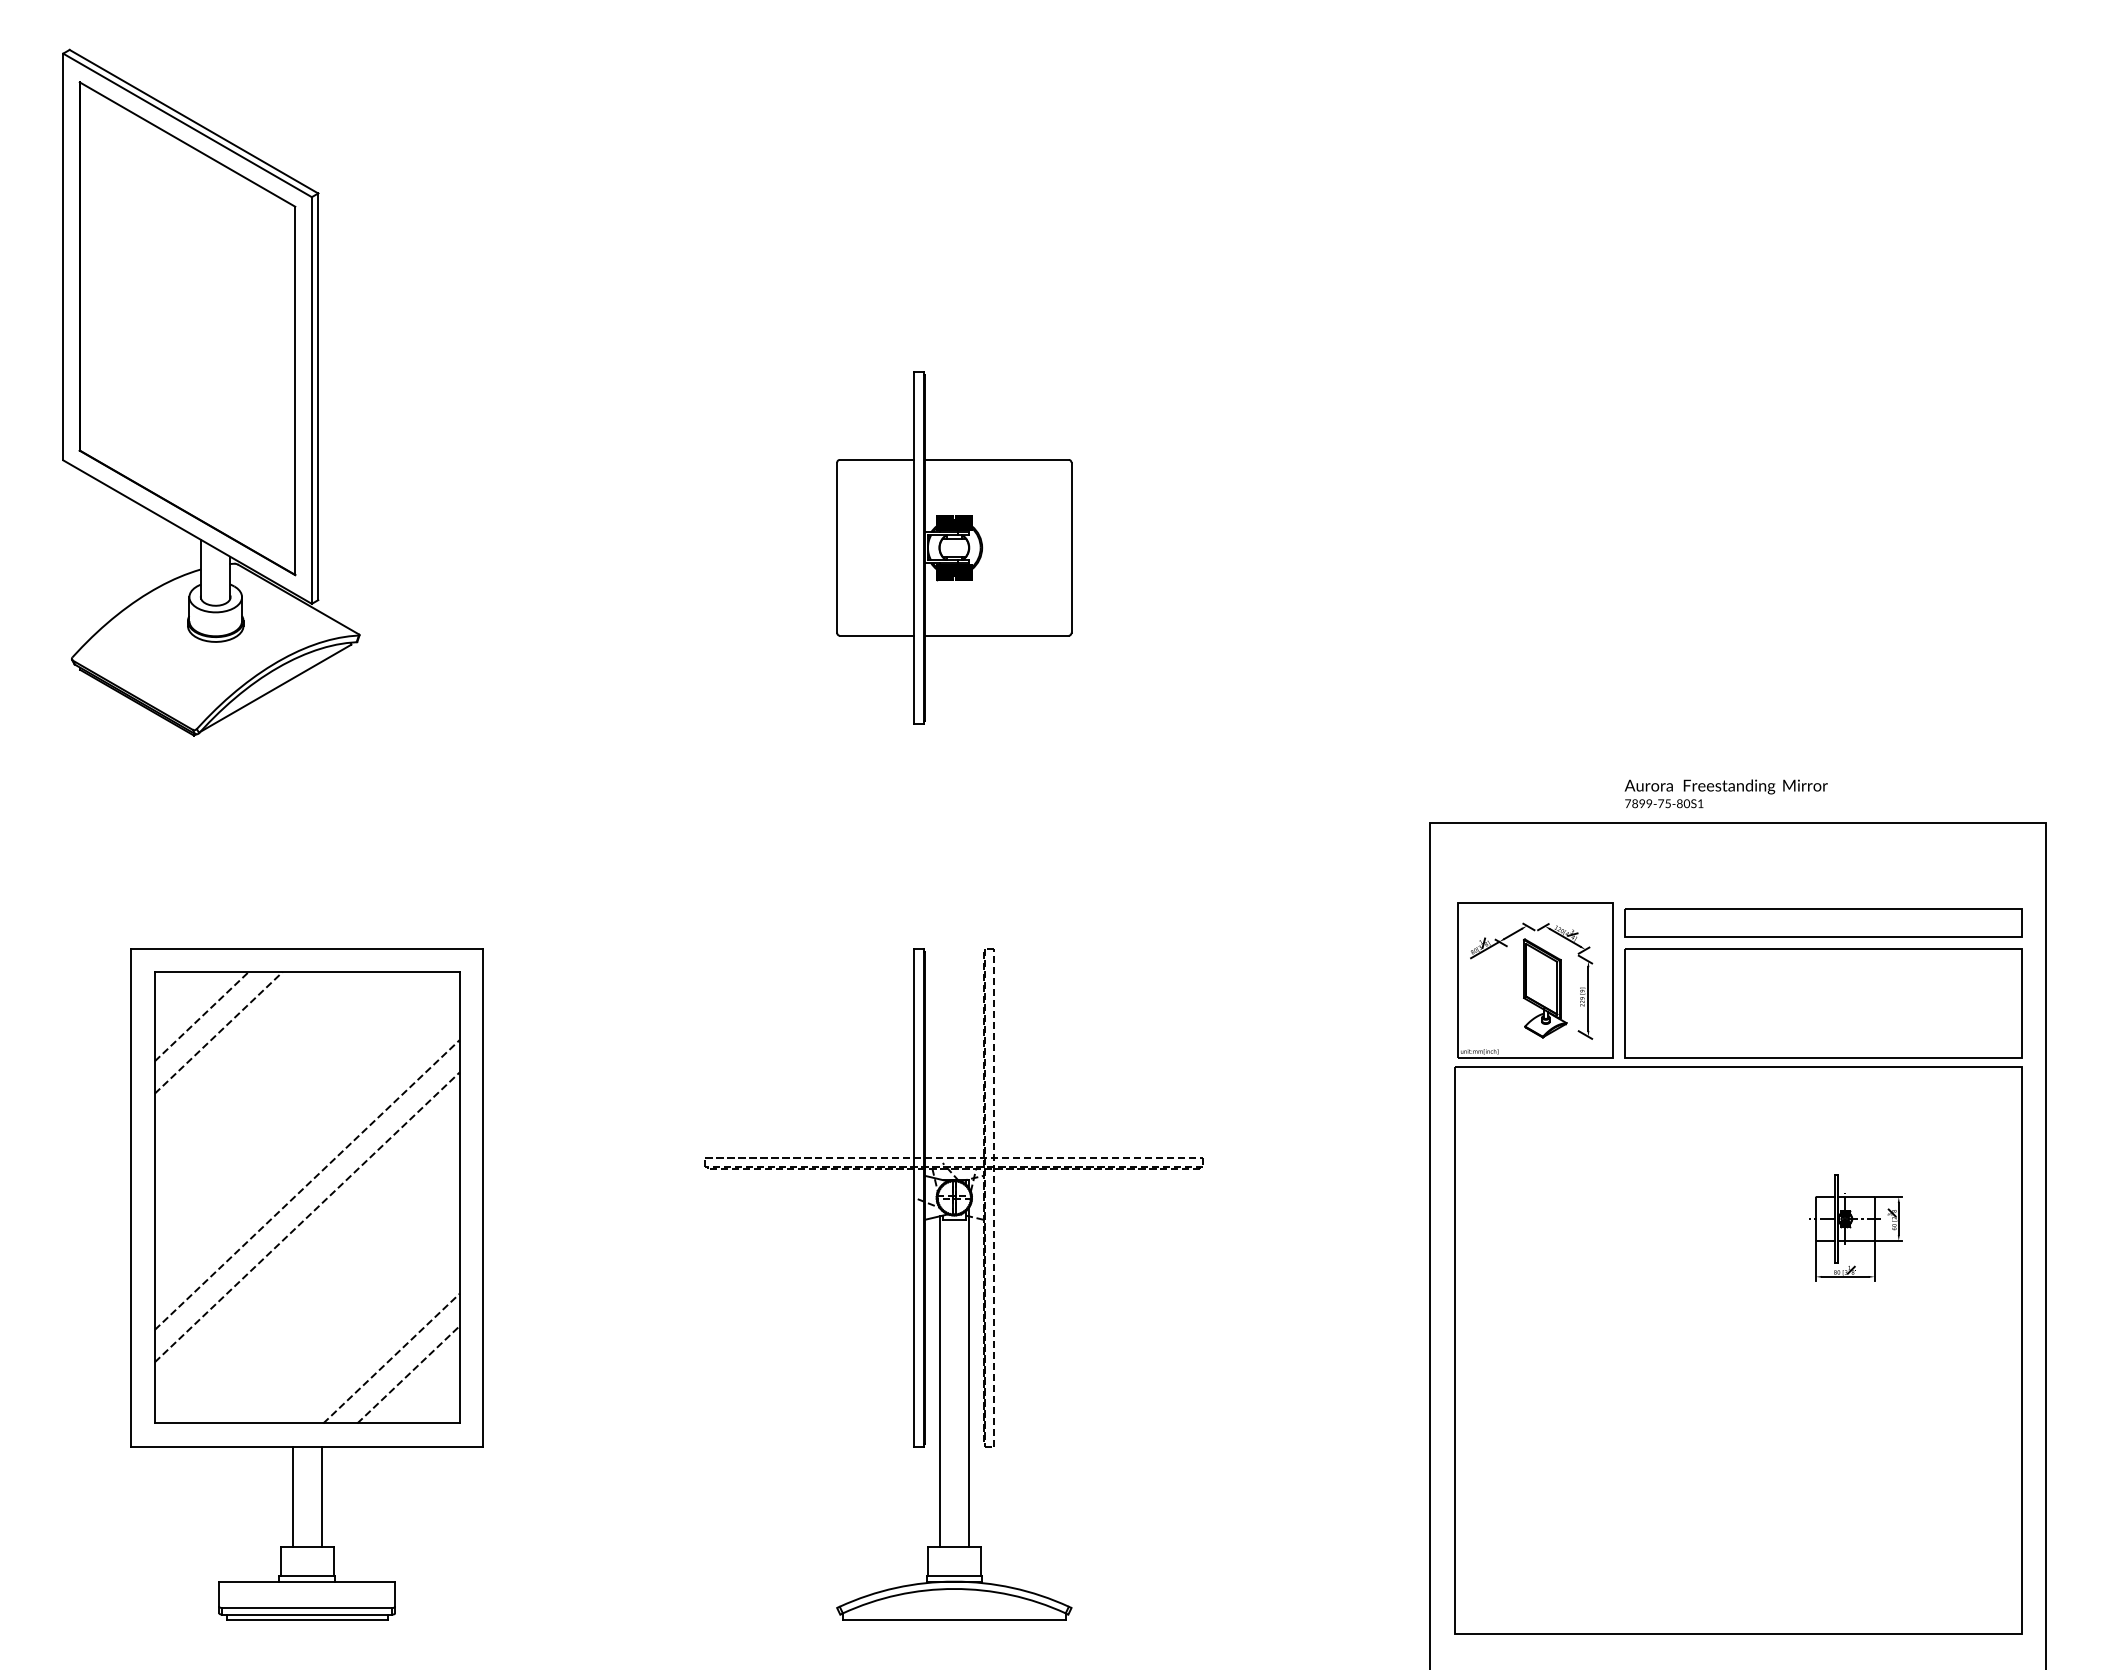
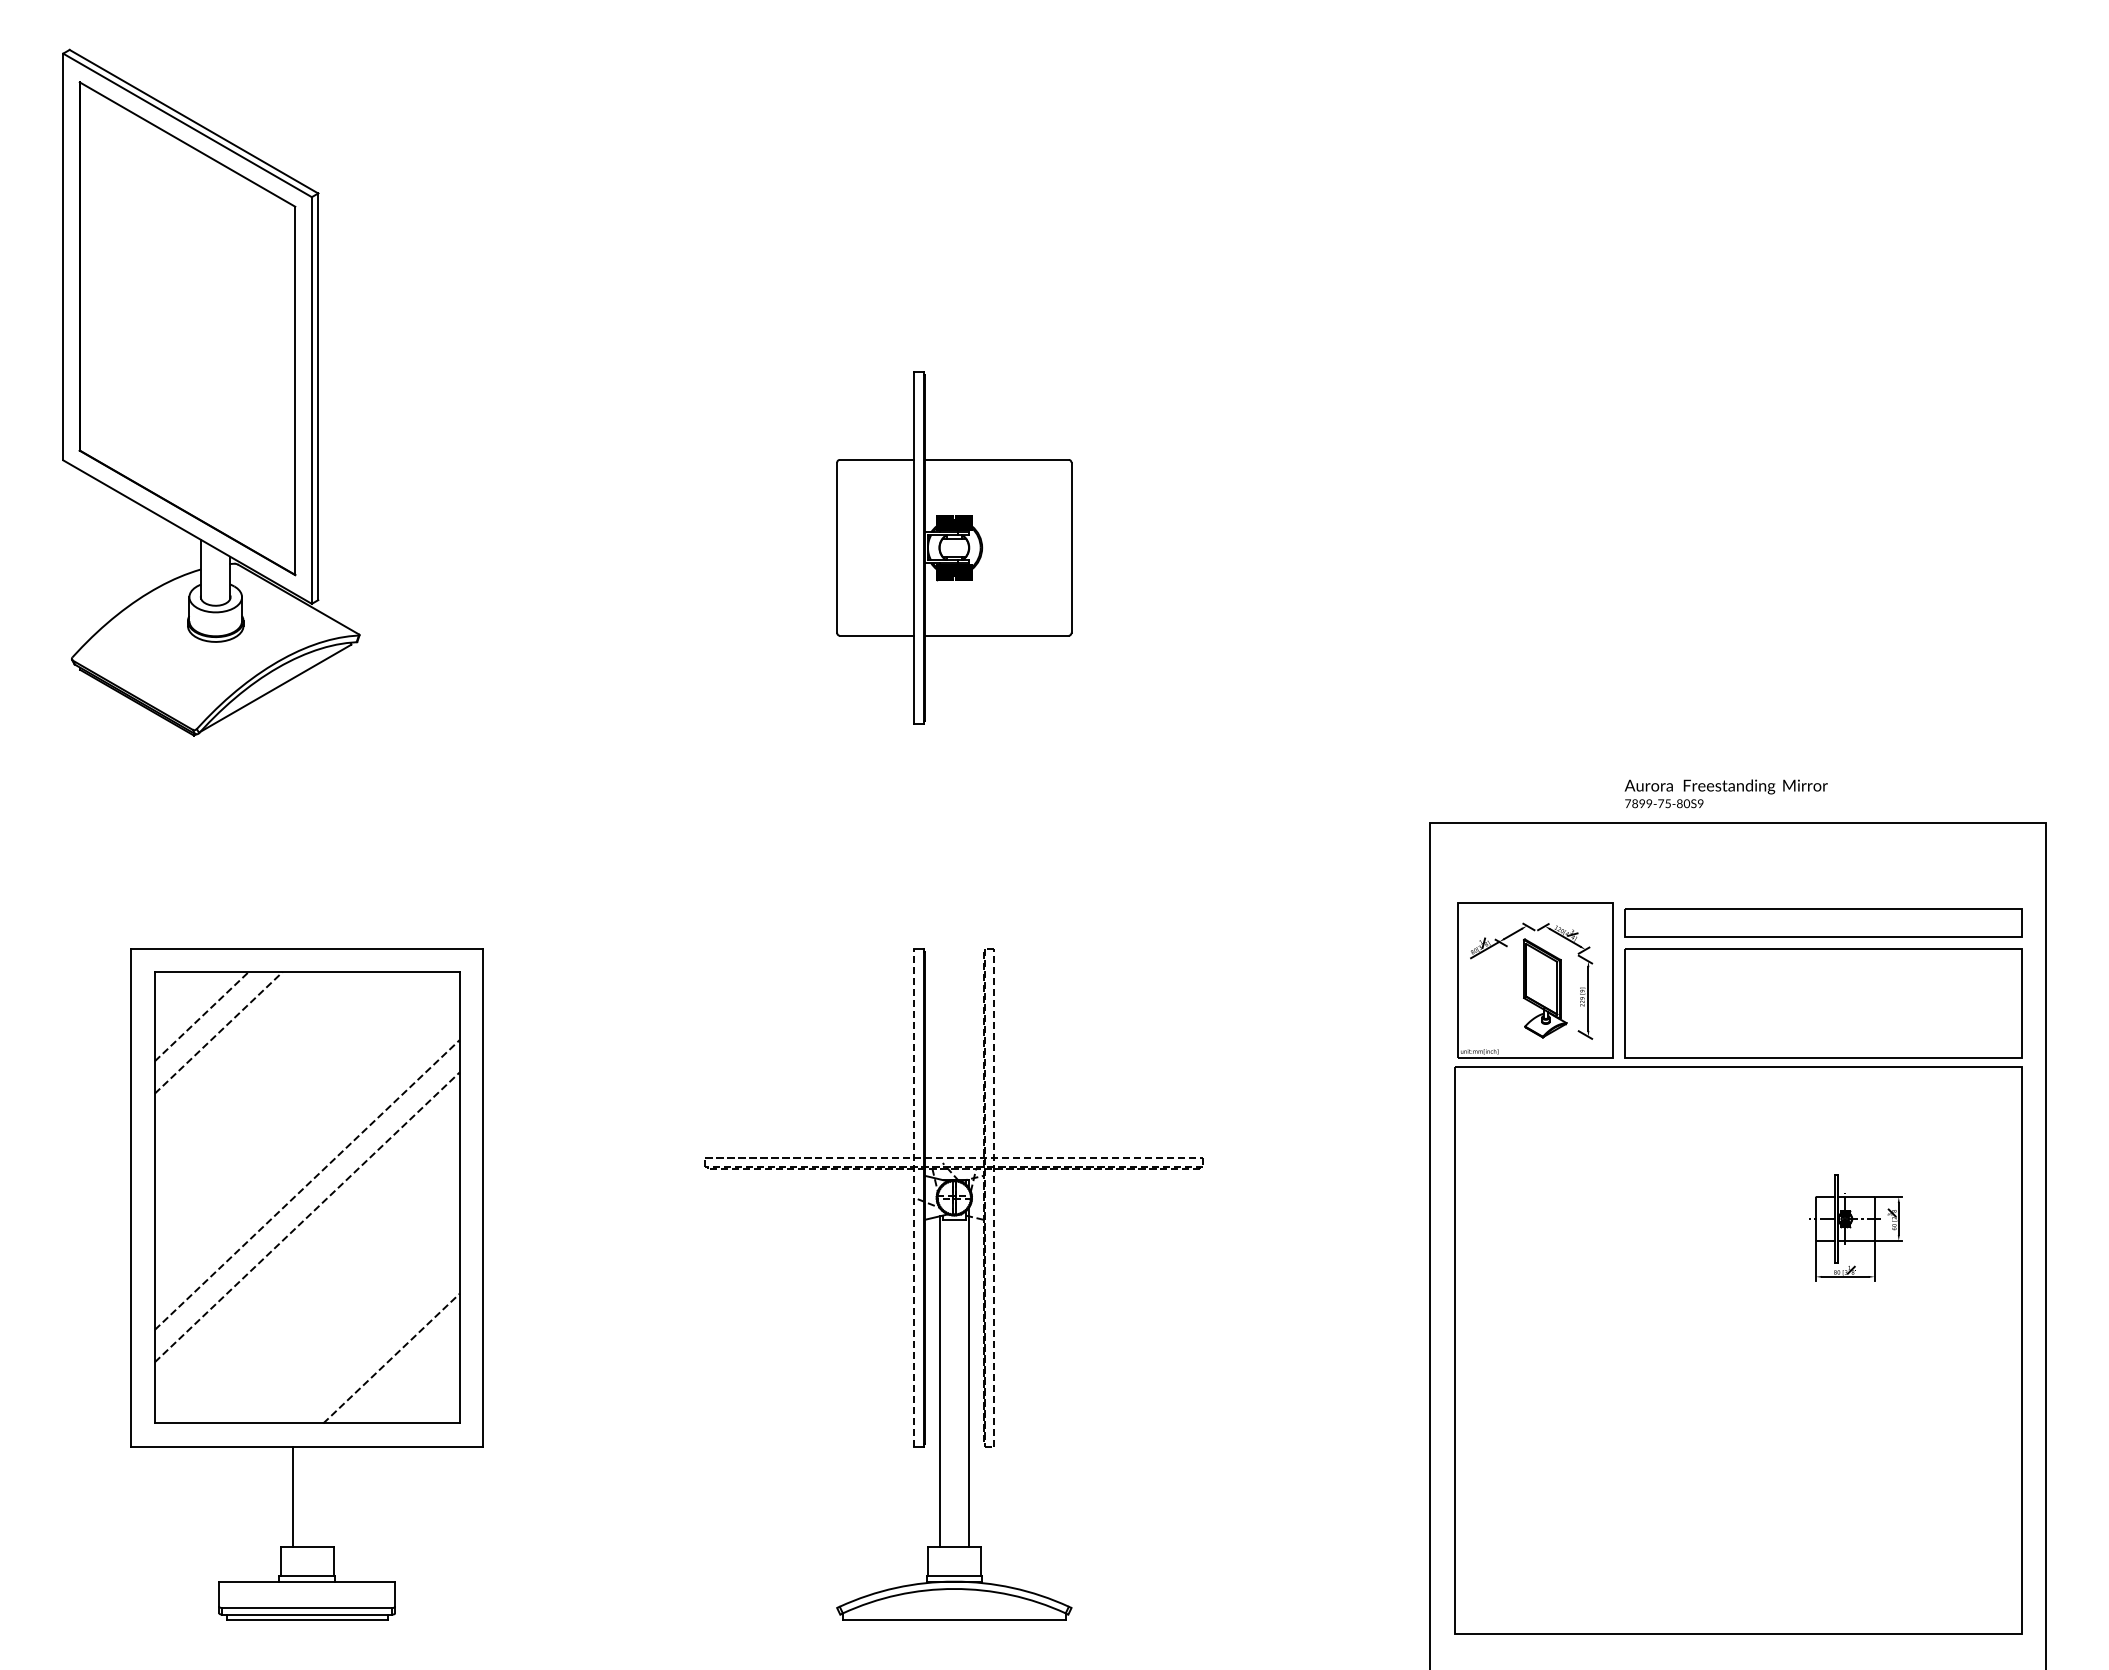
text: 7899-75-80S1 -> 7899-75-80S9 (1700, 803)
line: solid -> dashed (914, 1197)
line: present -> none (408, 1374)
line: present -> none (321, 1496)
